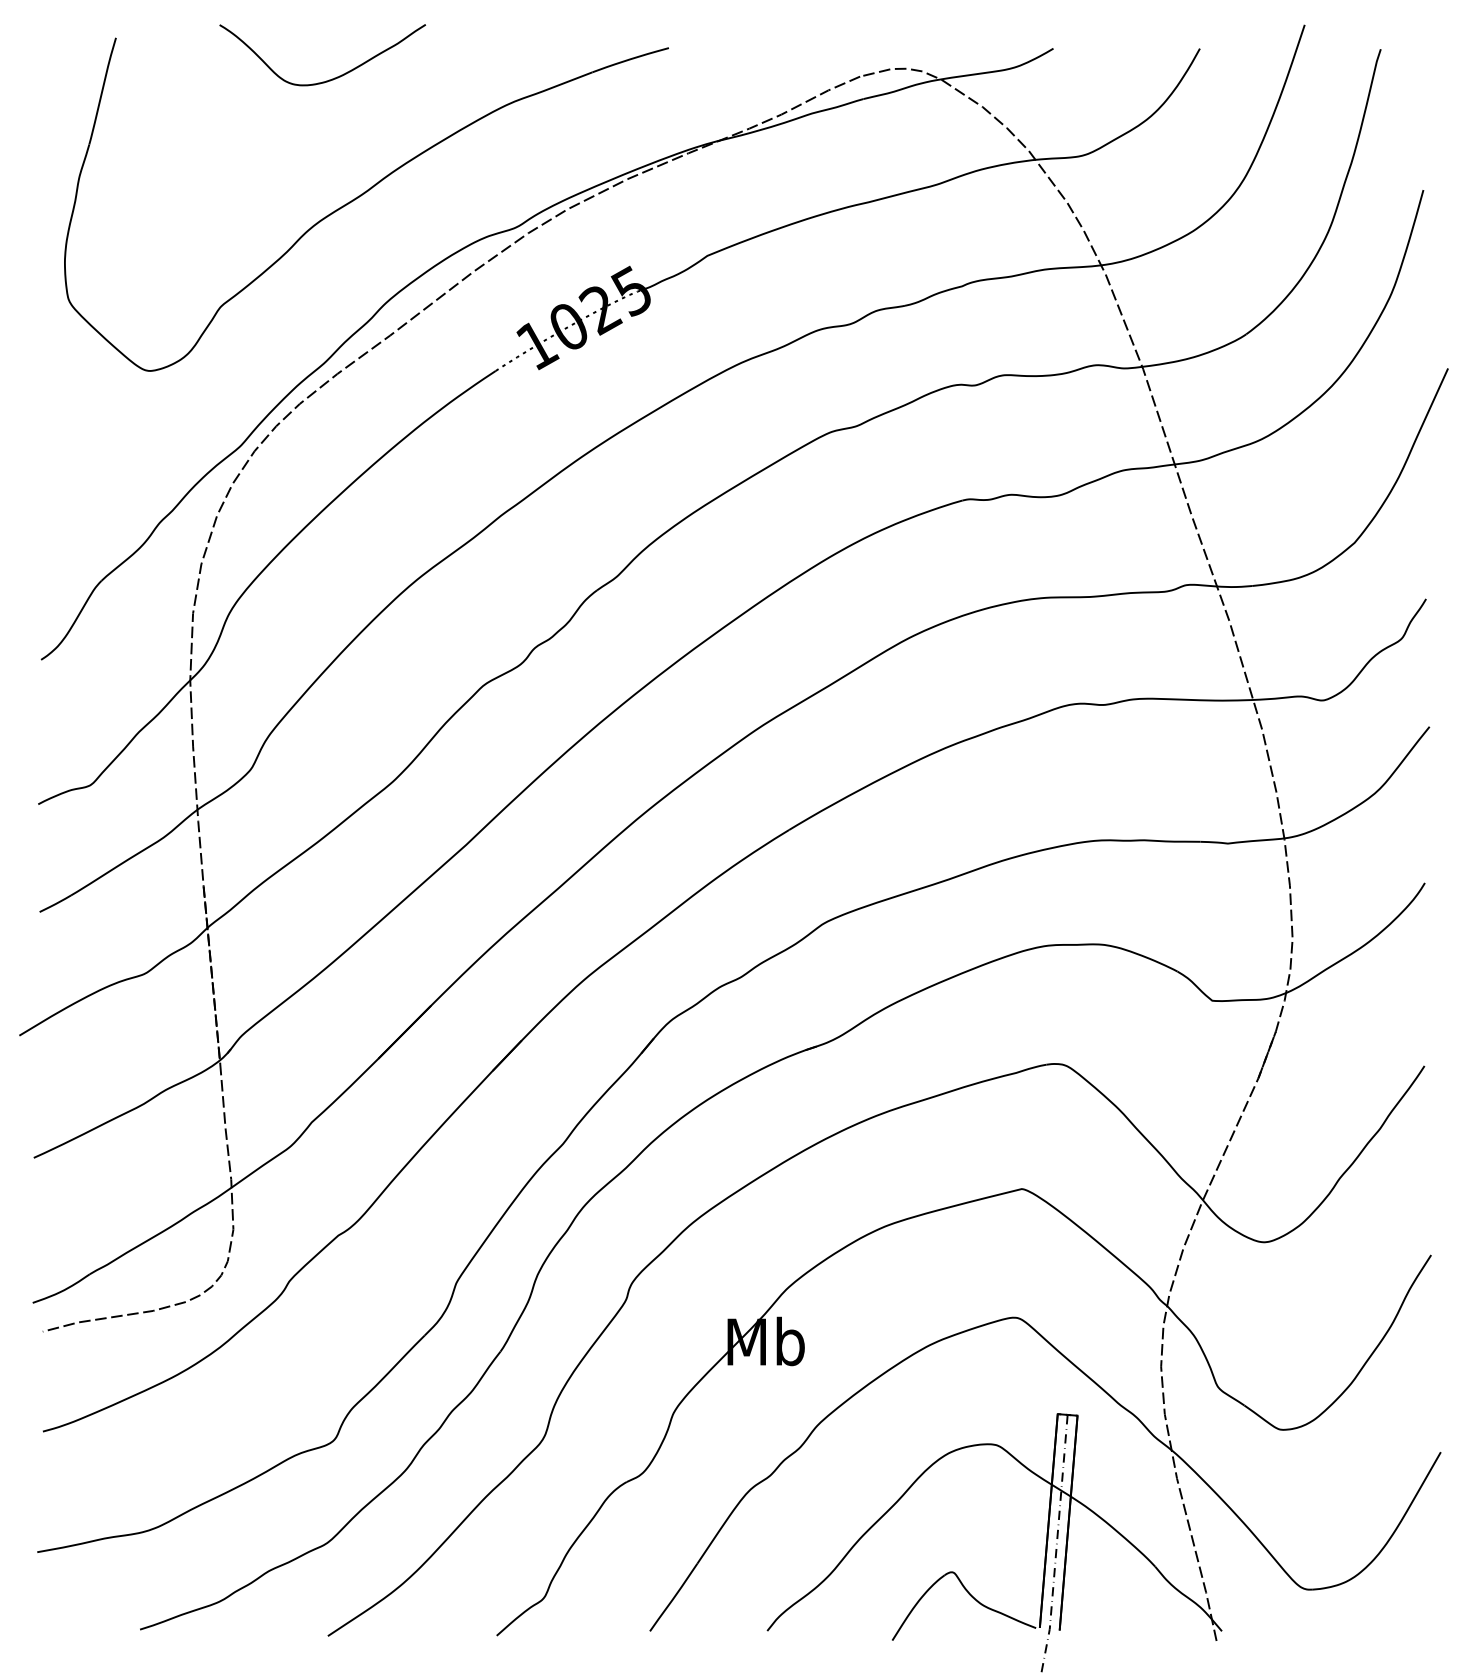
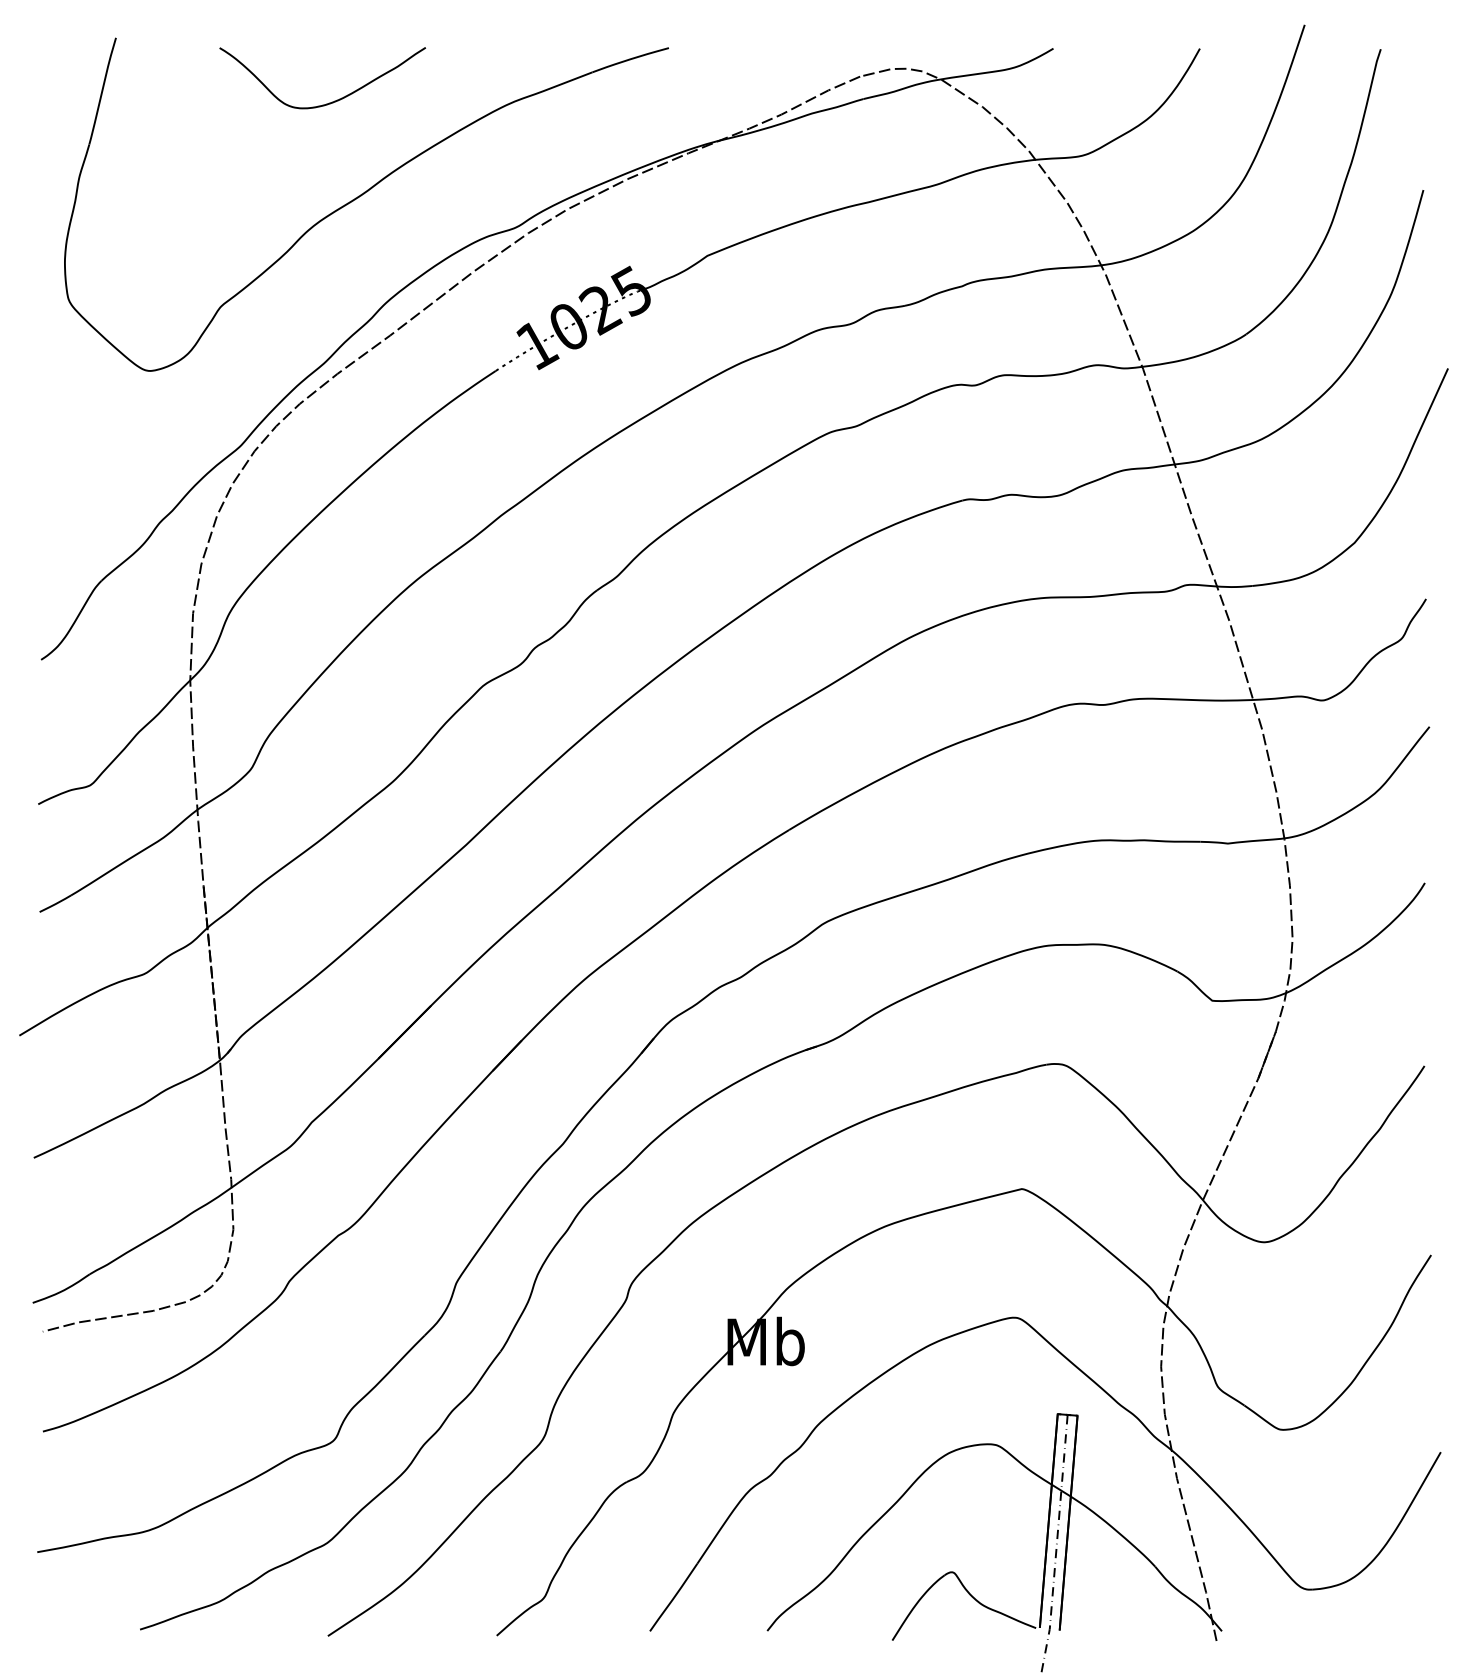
curve position: (329, 79) -> (329, 102) (329, 102)
